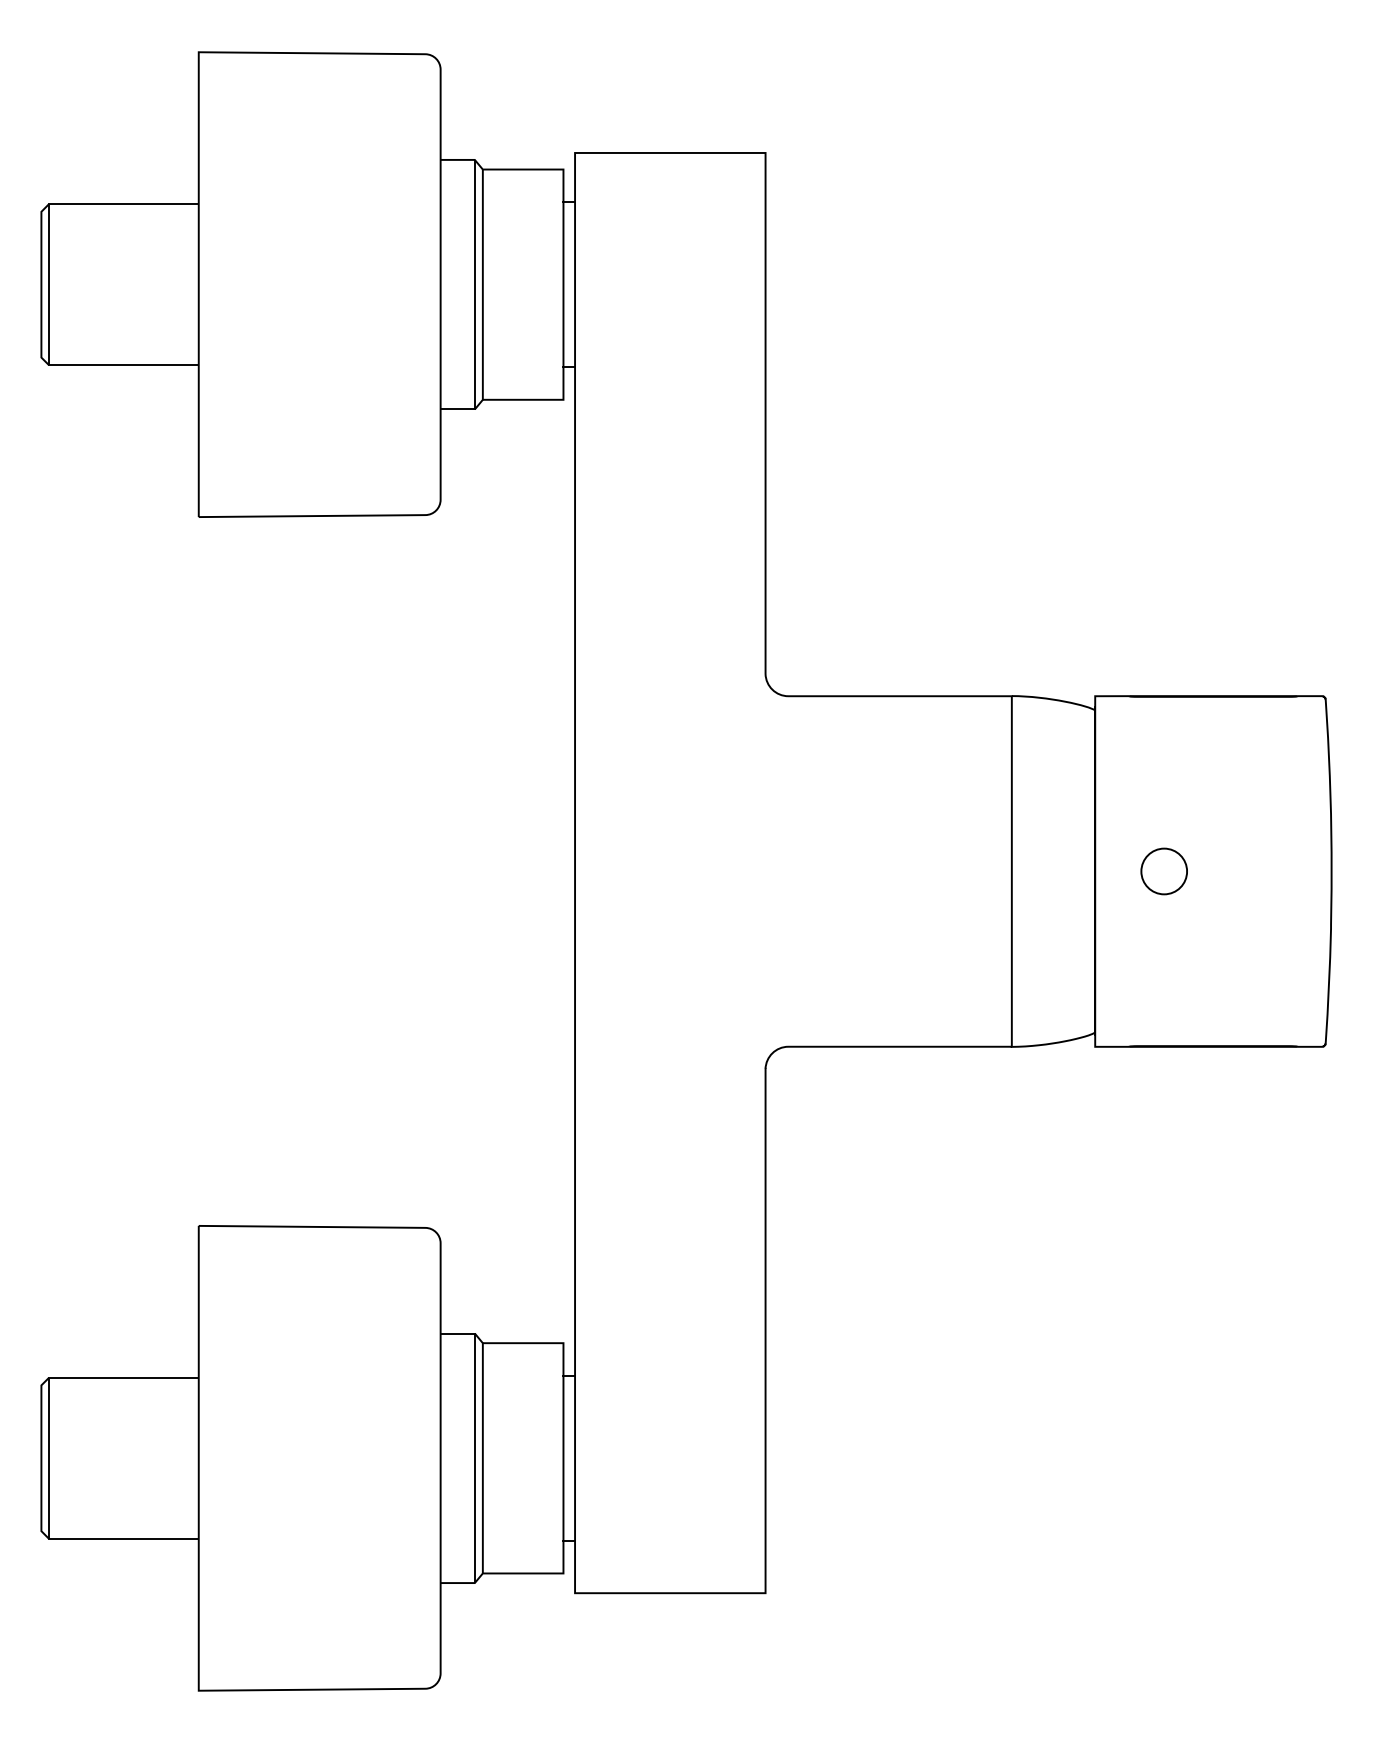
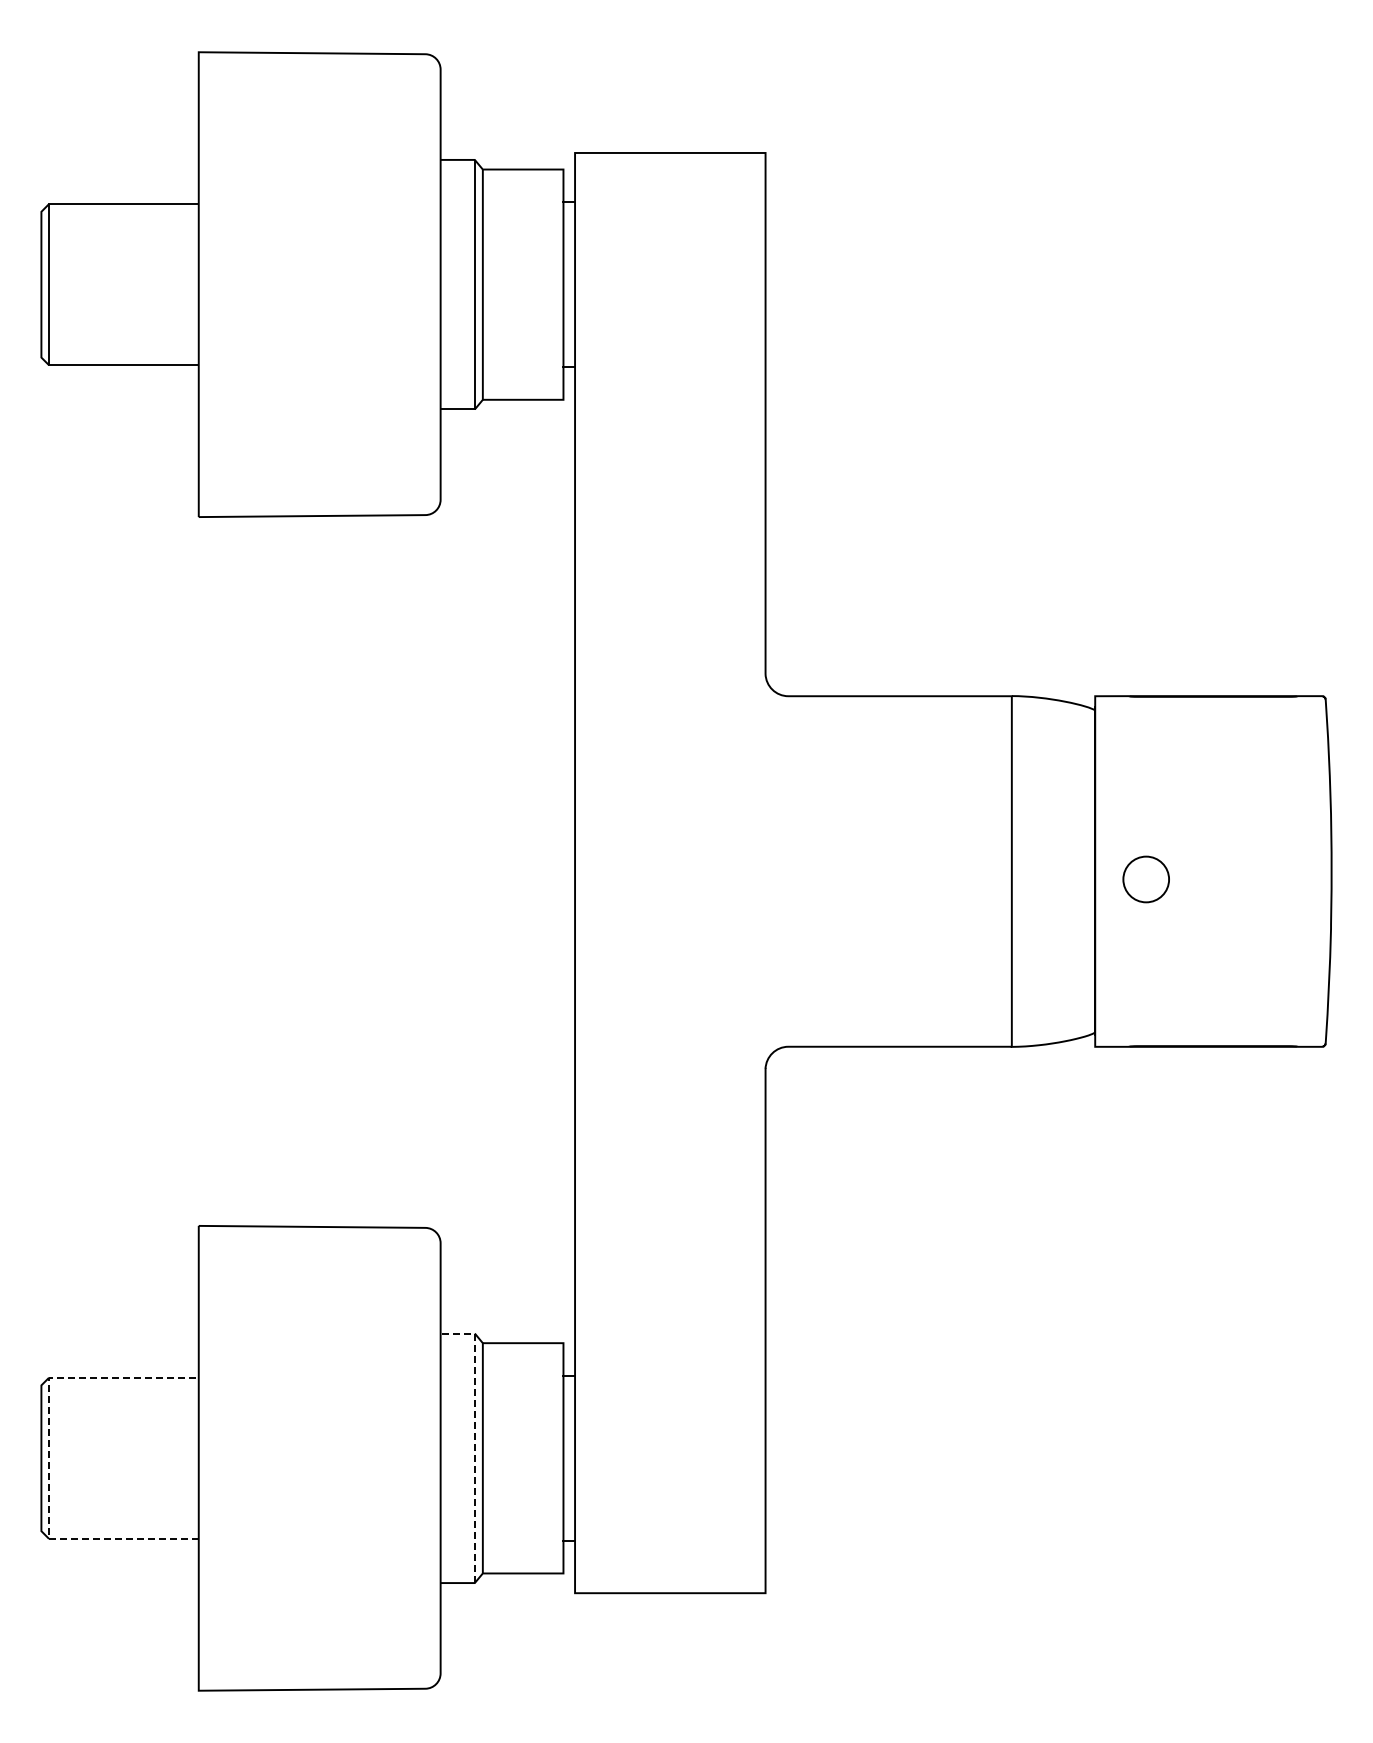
circle position: (1163, 871) -> (1145, 879) (1145, 879)
line: solid -> dashed (474, 1440)
line: solid -> dashed (49, 1458)
